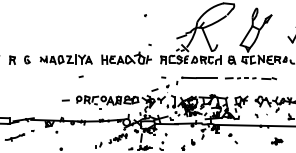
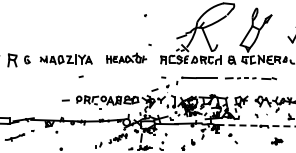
part size: 51x14 px -> 42x12 px (126, 57)
part size: 7x10 px -> 11x15 px (12, 60)
line: solid -> dashed (256, 125)
